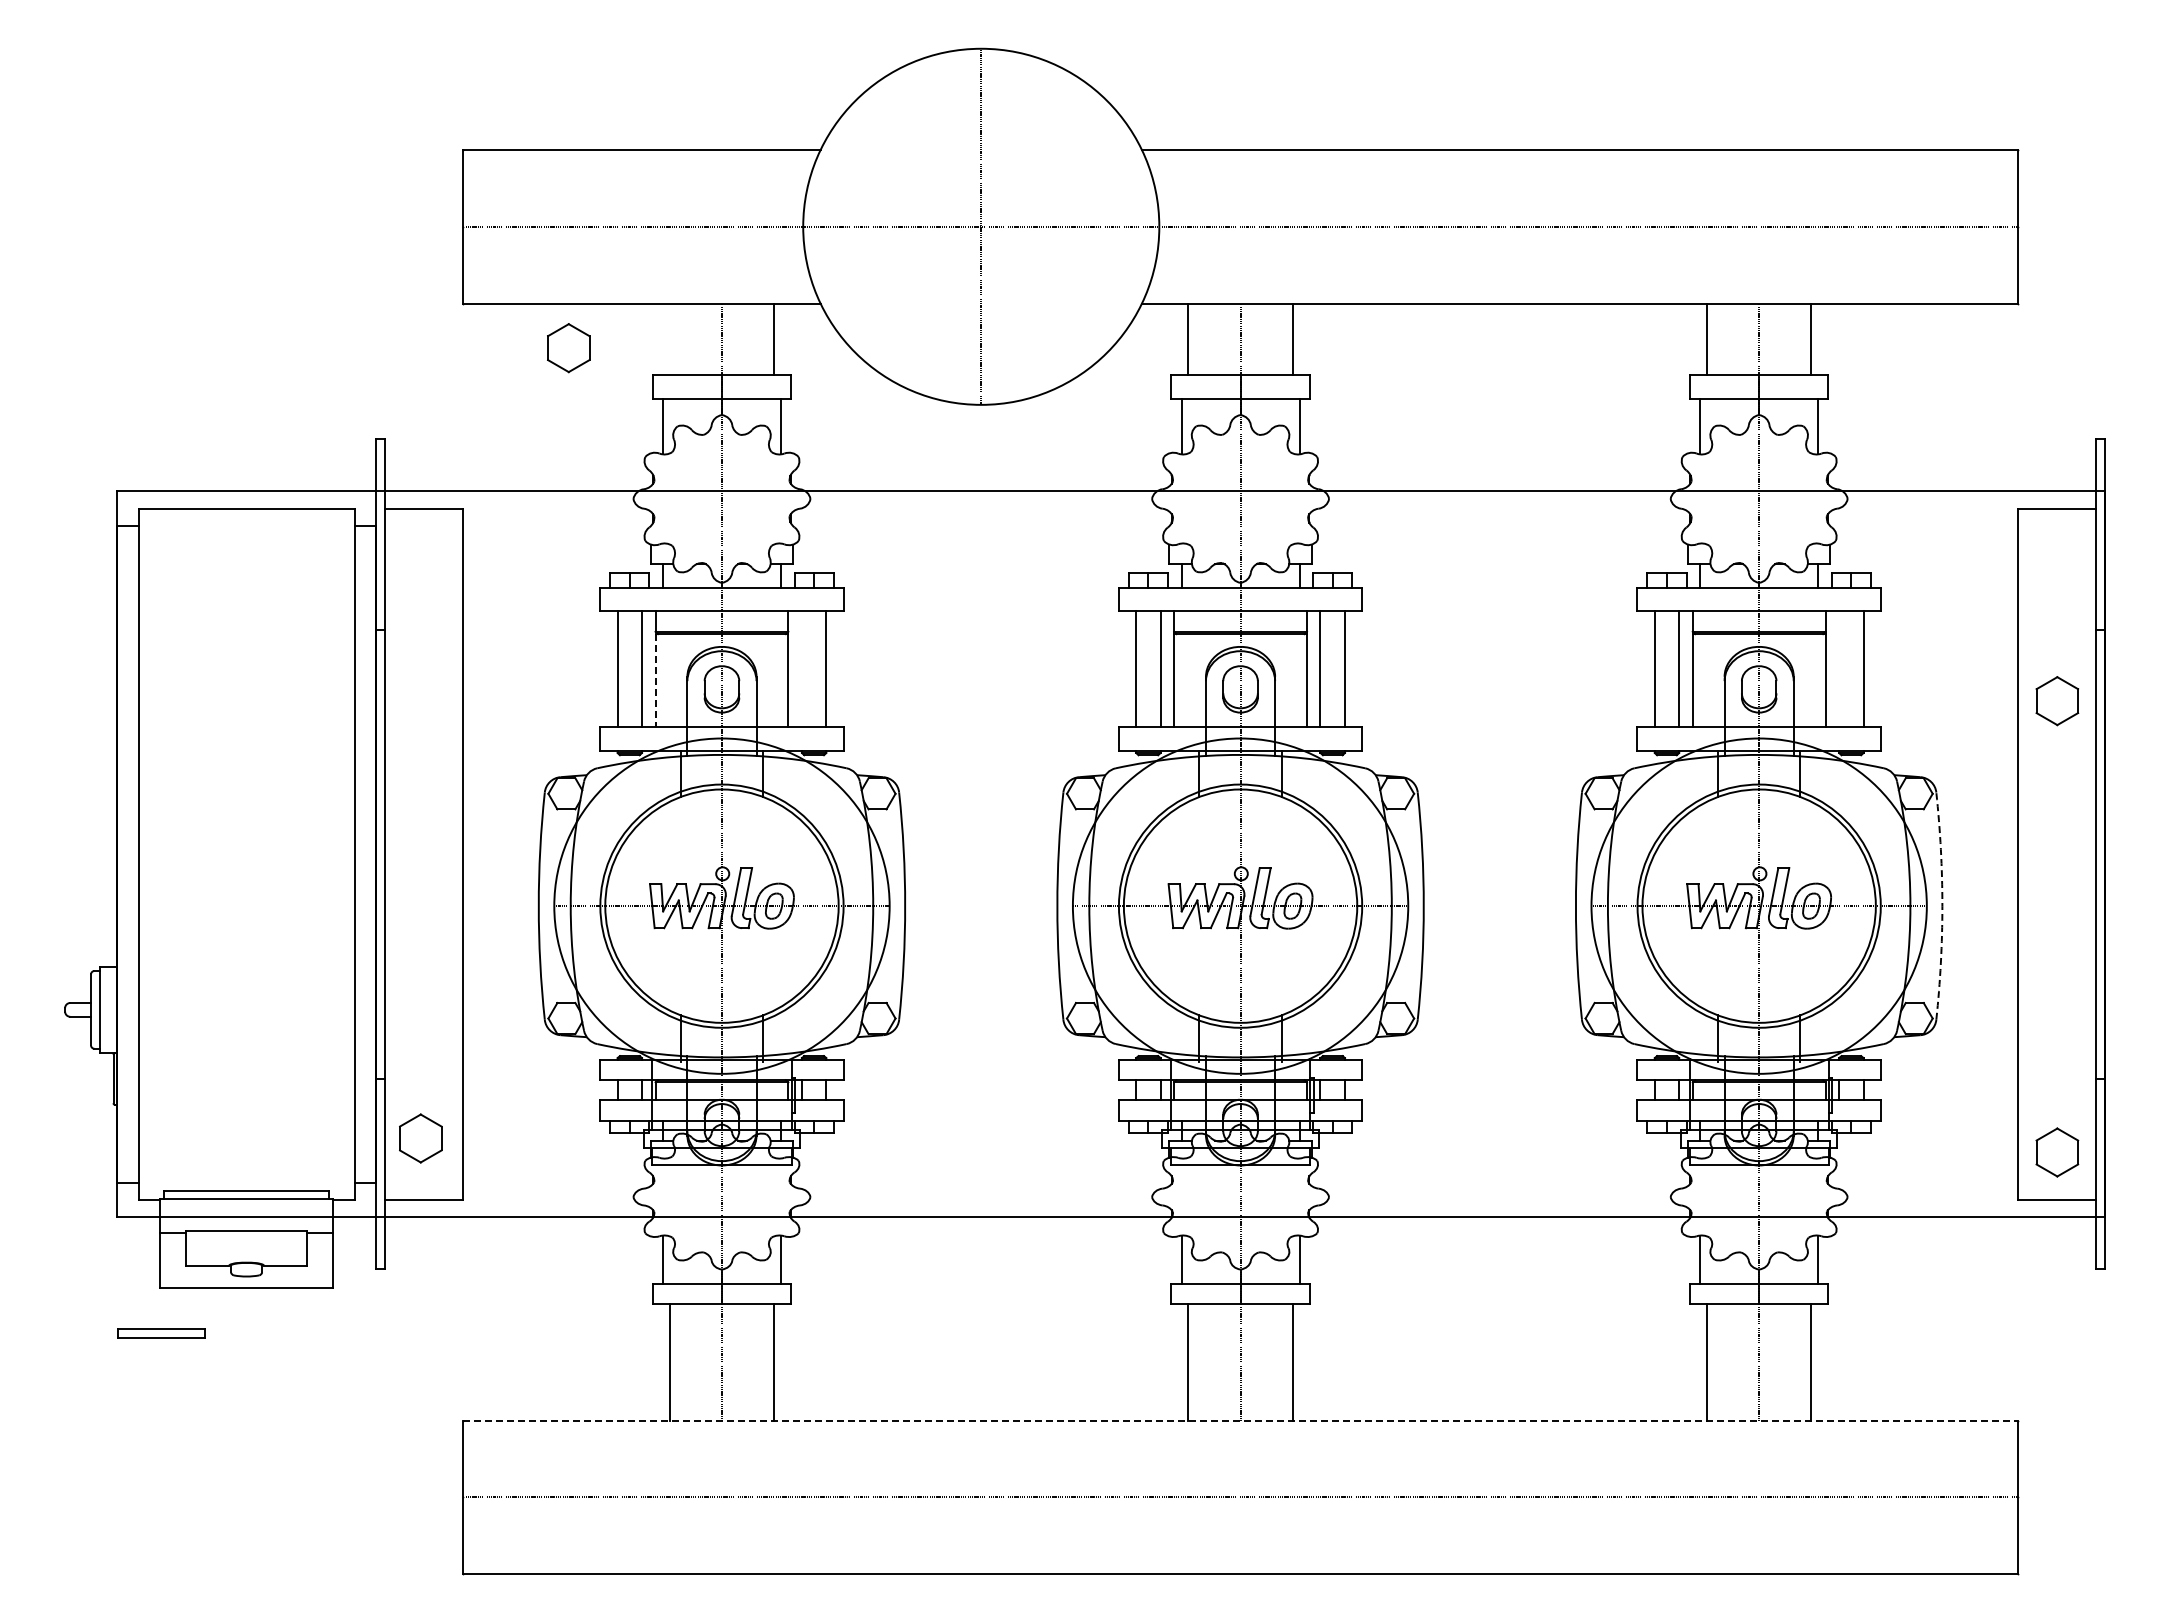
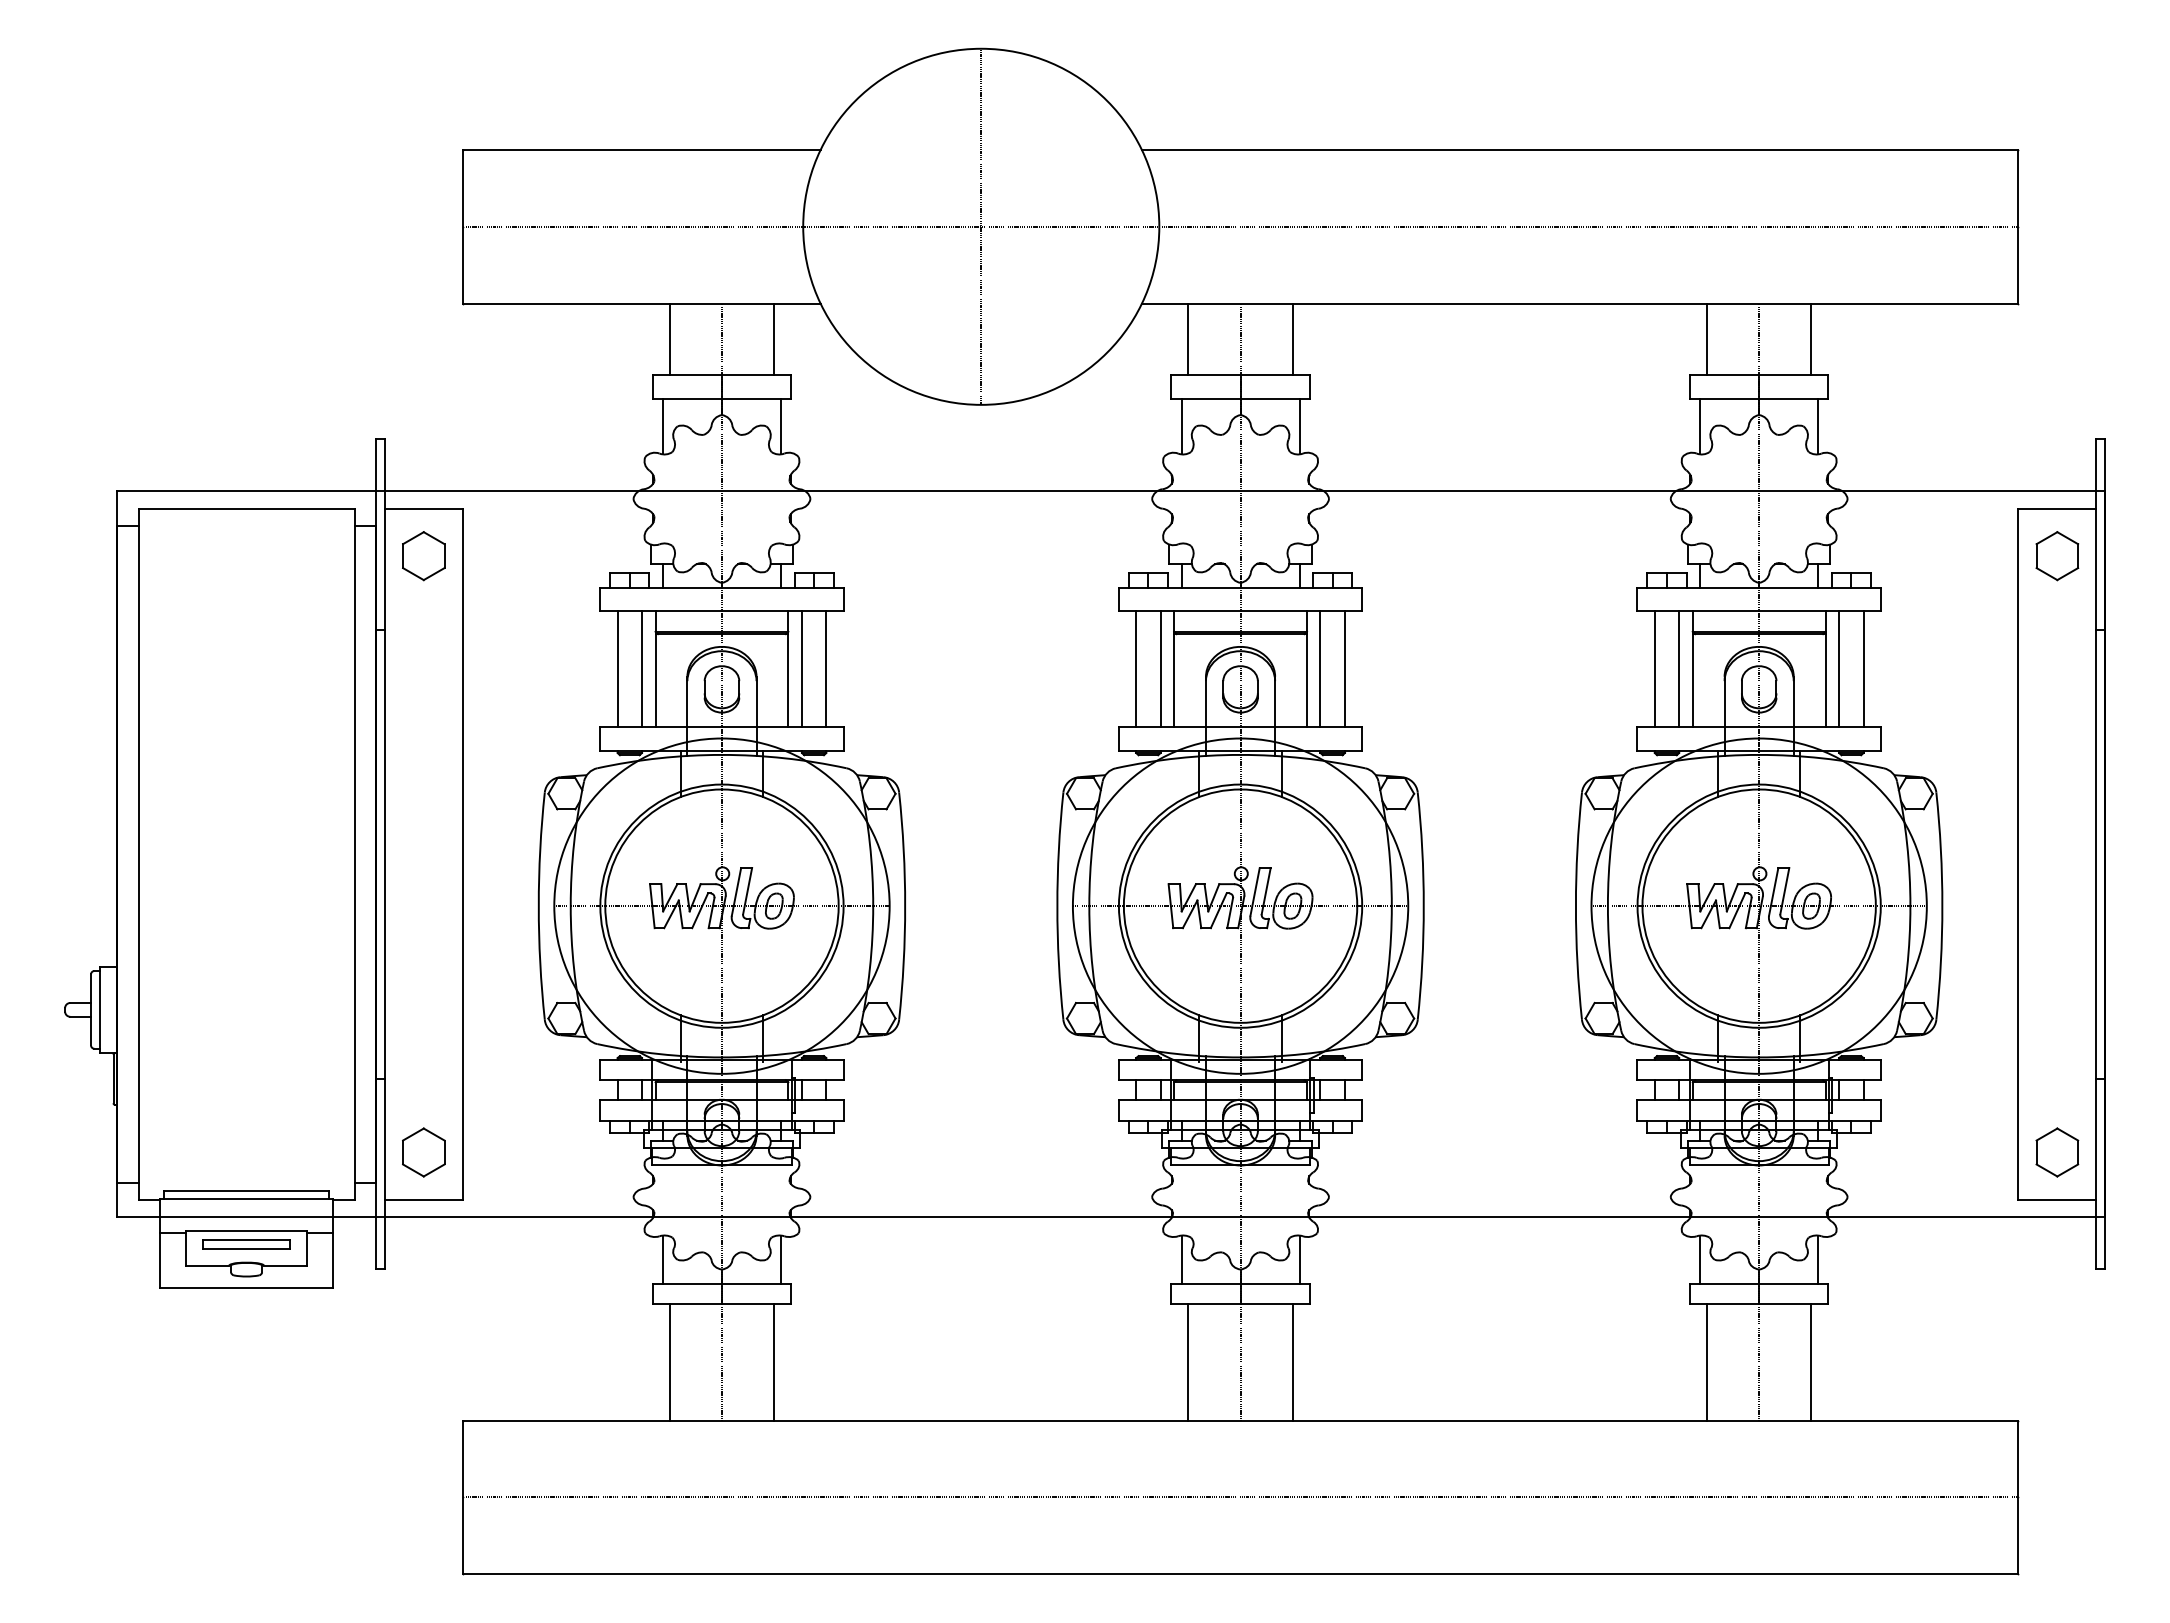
line: none -> present (669, 339)
part position: (568, 348) -> (423, 556) (423, 556)
line: none -> present (801, 668)
line: none -> present (1839, 668)
line: dashed -> solid (655, 680)
part position: (2057, 701) -> (2057, 556) (2057, 556)
arc: dashed -> solid (1942, 906)
part position: (420, 1138) -> (423, 1152) (423, 1152)
part position: (161, 1333) -> (246, 1244) (246, 1244)
line: dashed -> solid (1240, 1420)
